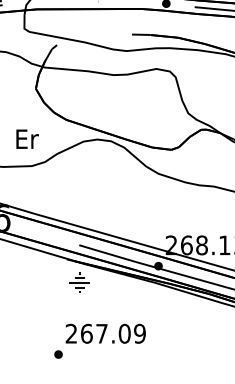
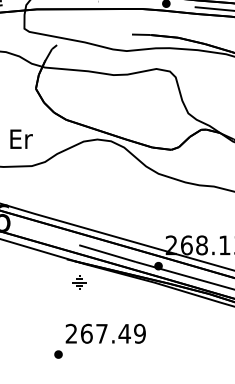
text position: (27, 138) -> (21, 138) (21, 138)
part size: 21x21 px -> 15x15 px (79, 282)
text: 267.09 -> 267.49 (124, 333)
